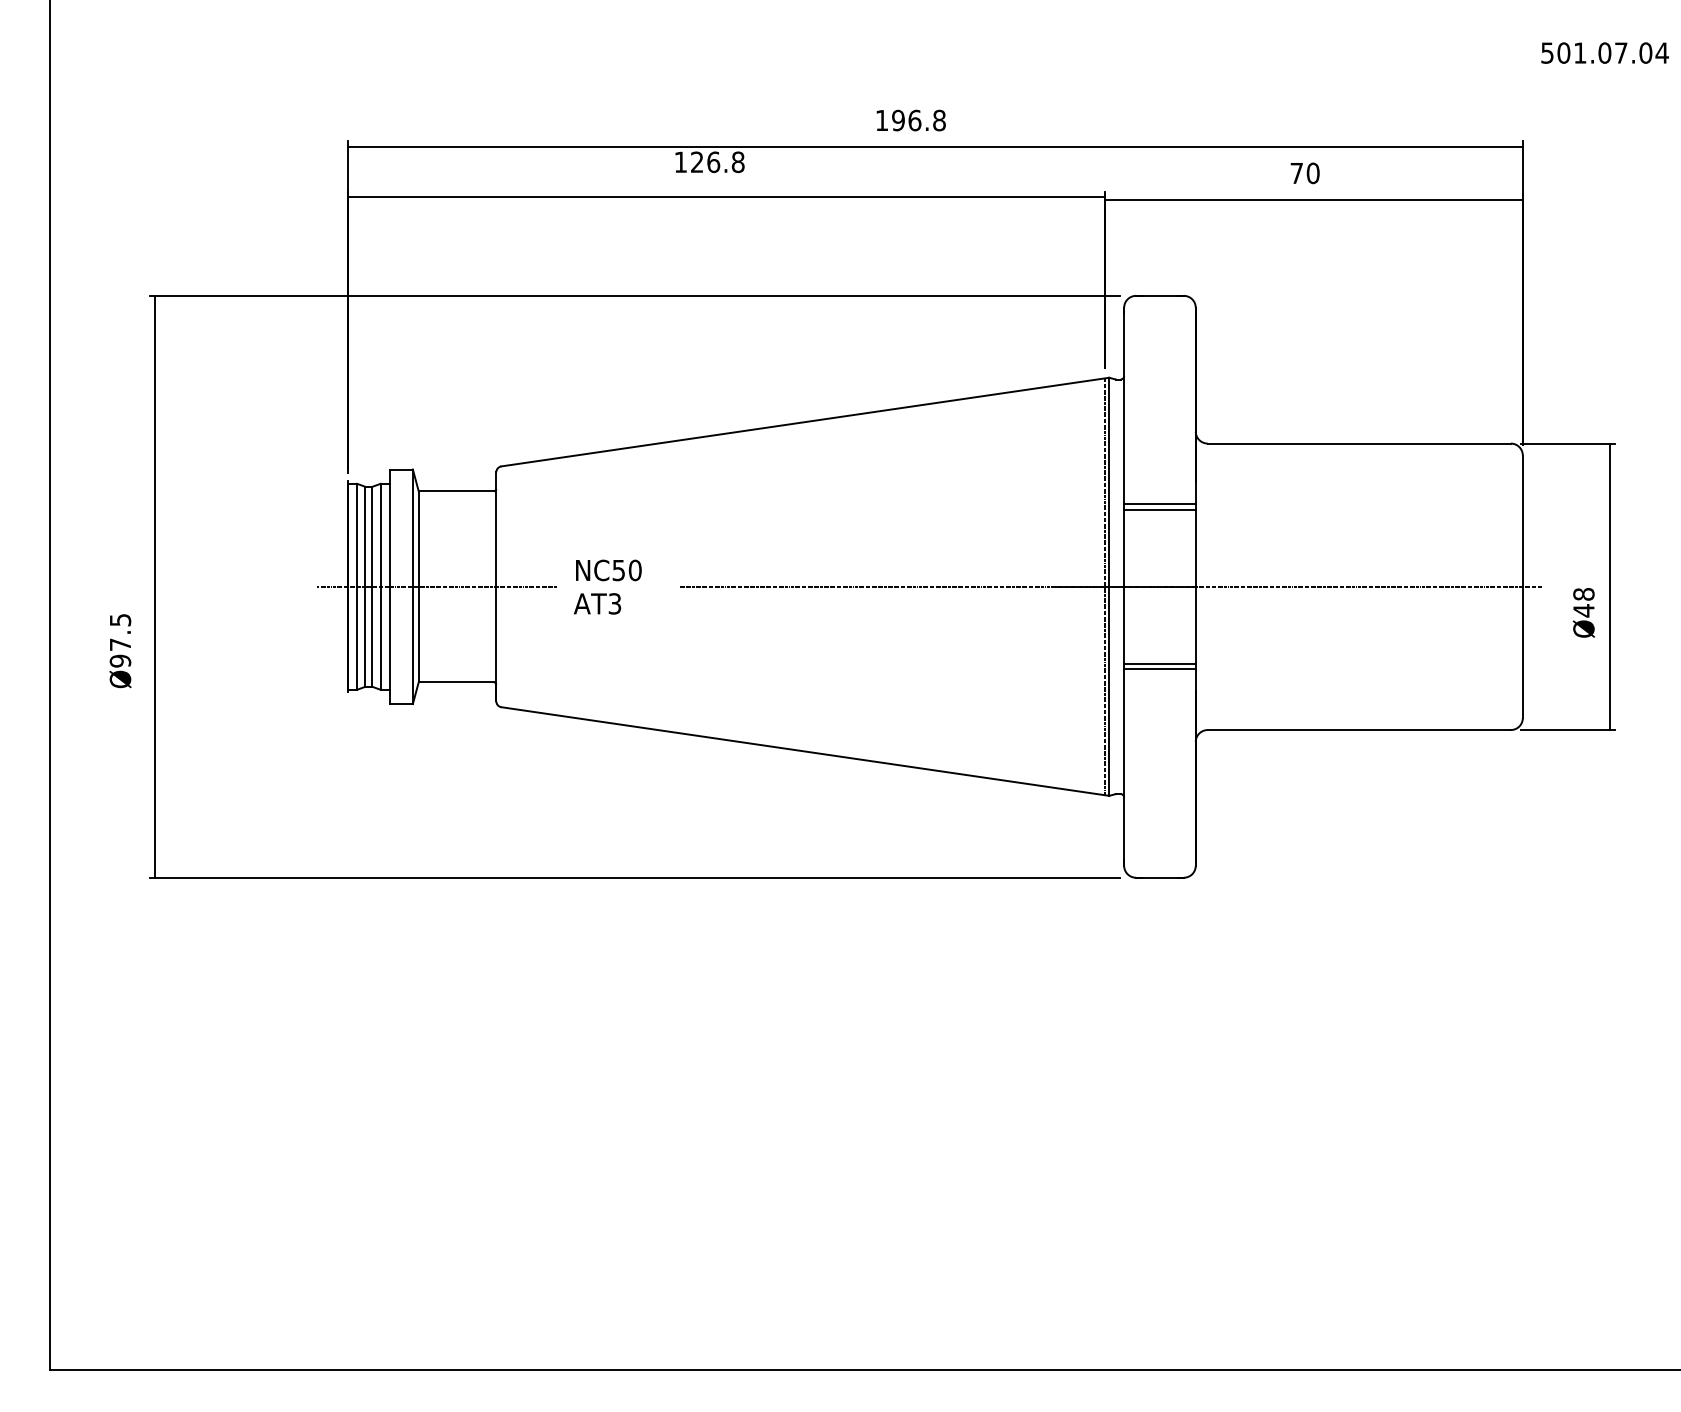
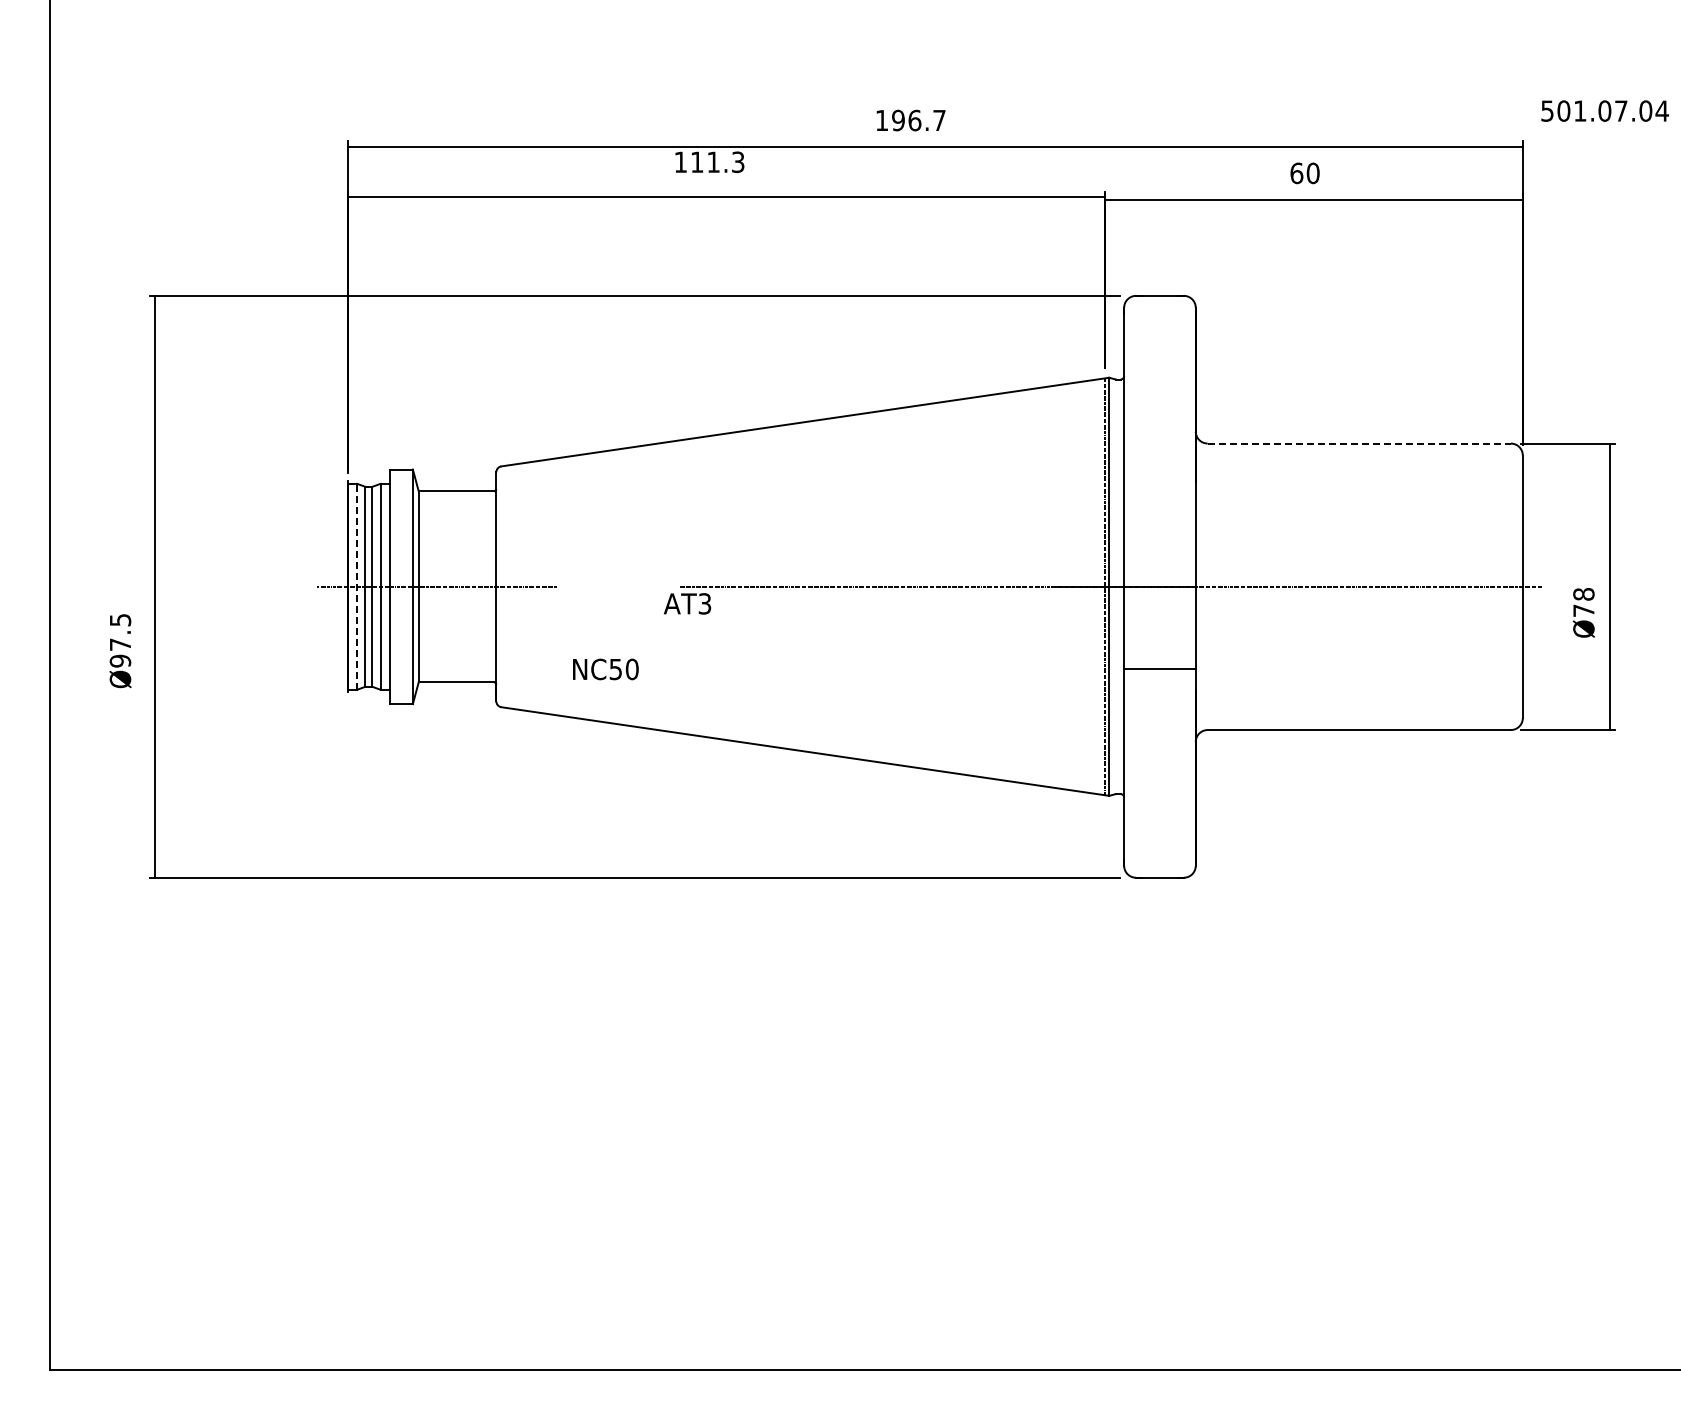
text position: (1604, 52) -> (1604, 110) (1604, 110)
text: 196.8 -> 196.7 (939, 120)
text: 126.8 -> 111.3 (717, 162)
text: 70 -> 60 (1296, 173)
line: solid -> dashed (1359, 443)
line: present -> none (1159, 504)
line: present -> none (1159, 510)
text position: (608, 570) -> (605, 669) (605, 669)
line: solid -> dashed (357, 586)
text position: (597, 603) -> (687, 603) (687, 603)
text: Ø48 -> Ø78 (1583, 610)
line: present -> none (1159, 663)
